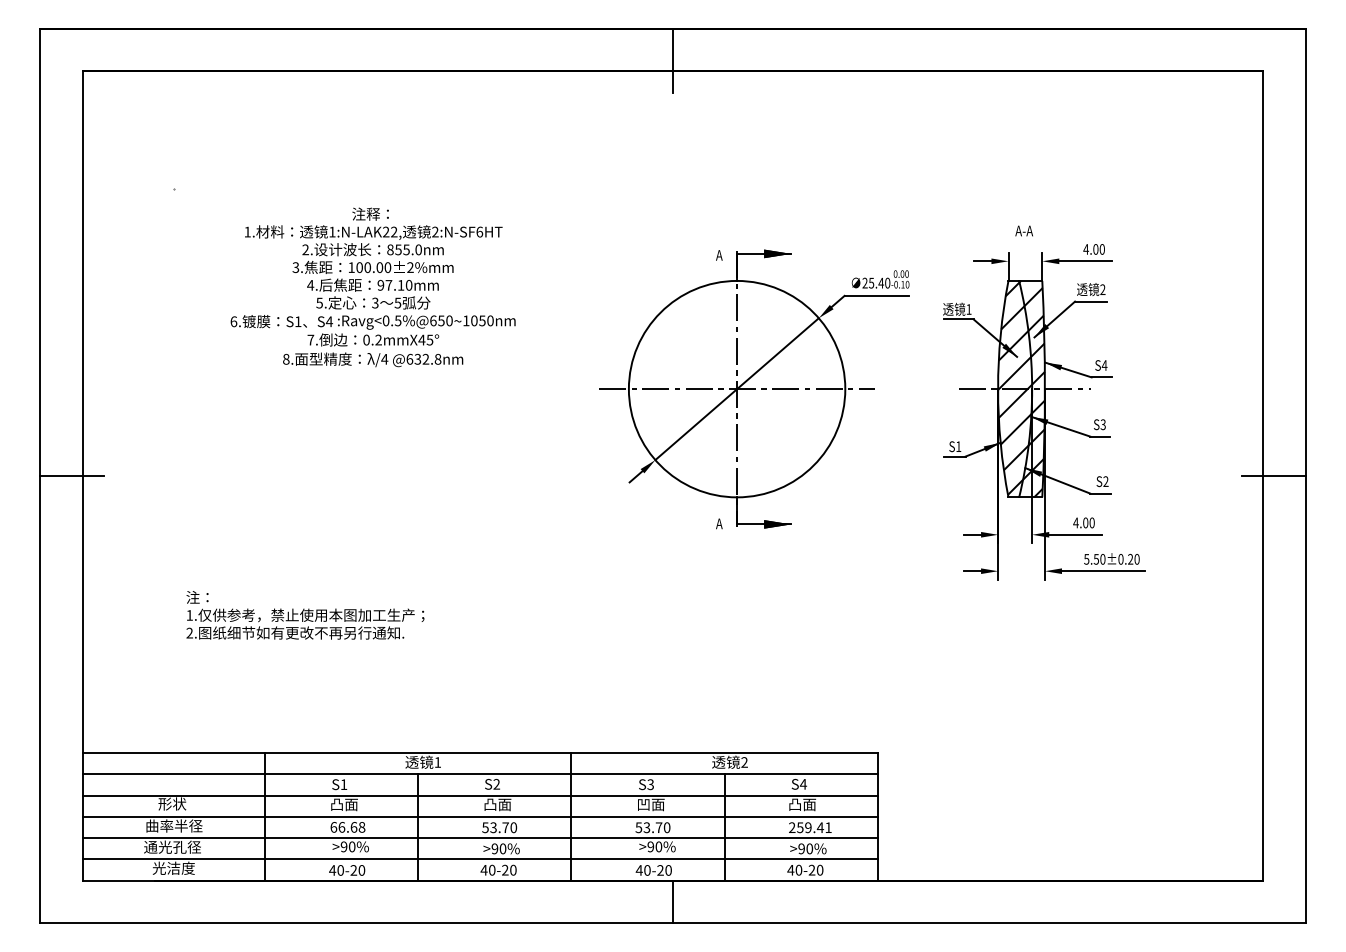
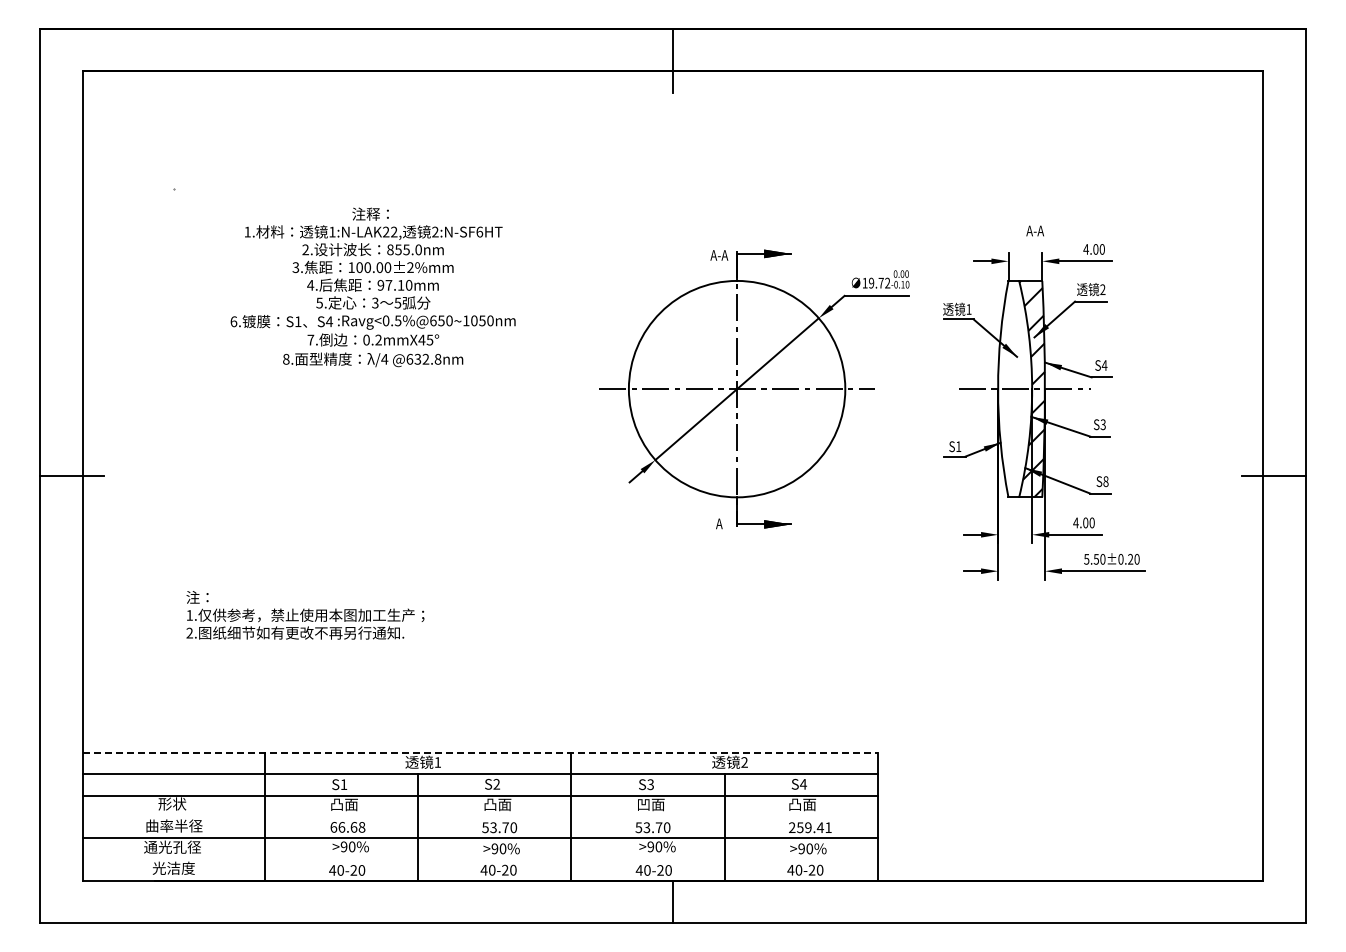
text position: (1023, 230) -> (1034, 230) (1034, 230)
text: A -> A-A (719, 255)
text: 25.40 -> 19.72 (876, 282)
hatch: present -> none (1015, 388)
text: S2 -> S8 (1105, 481)
line: solid -> dashed (480, 752)
line: present -> none (480, 816)
line: present -> none (480, 859)
